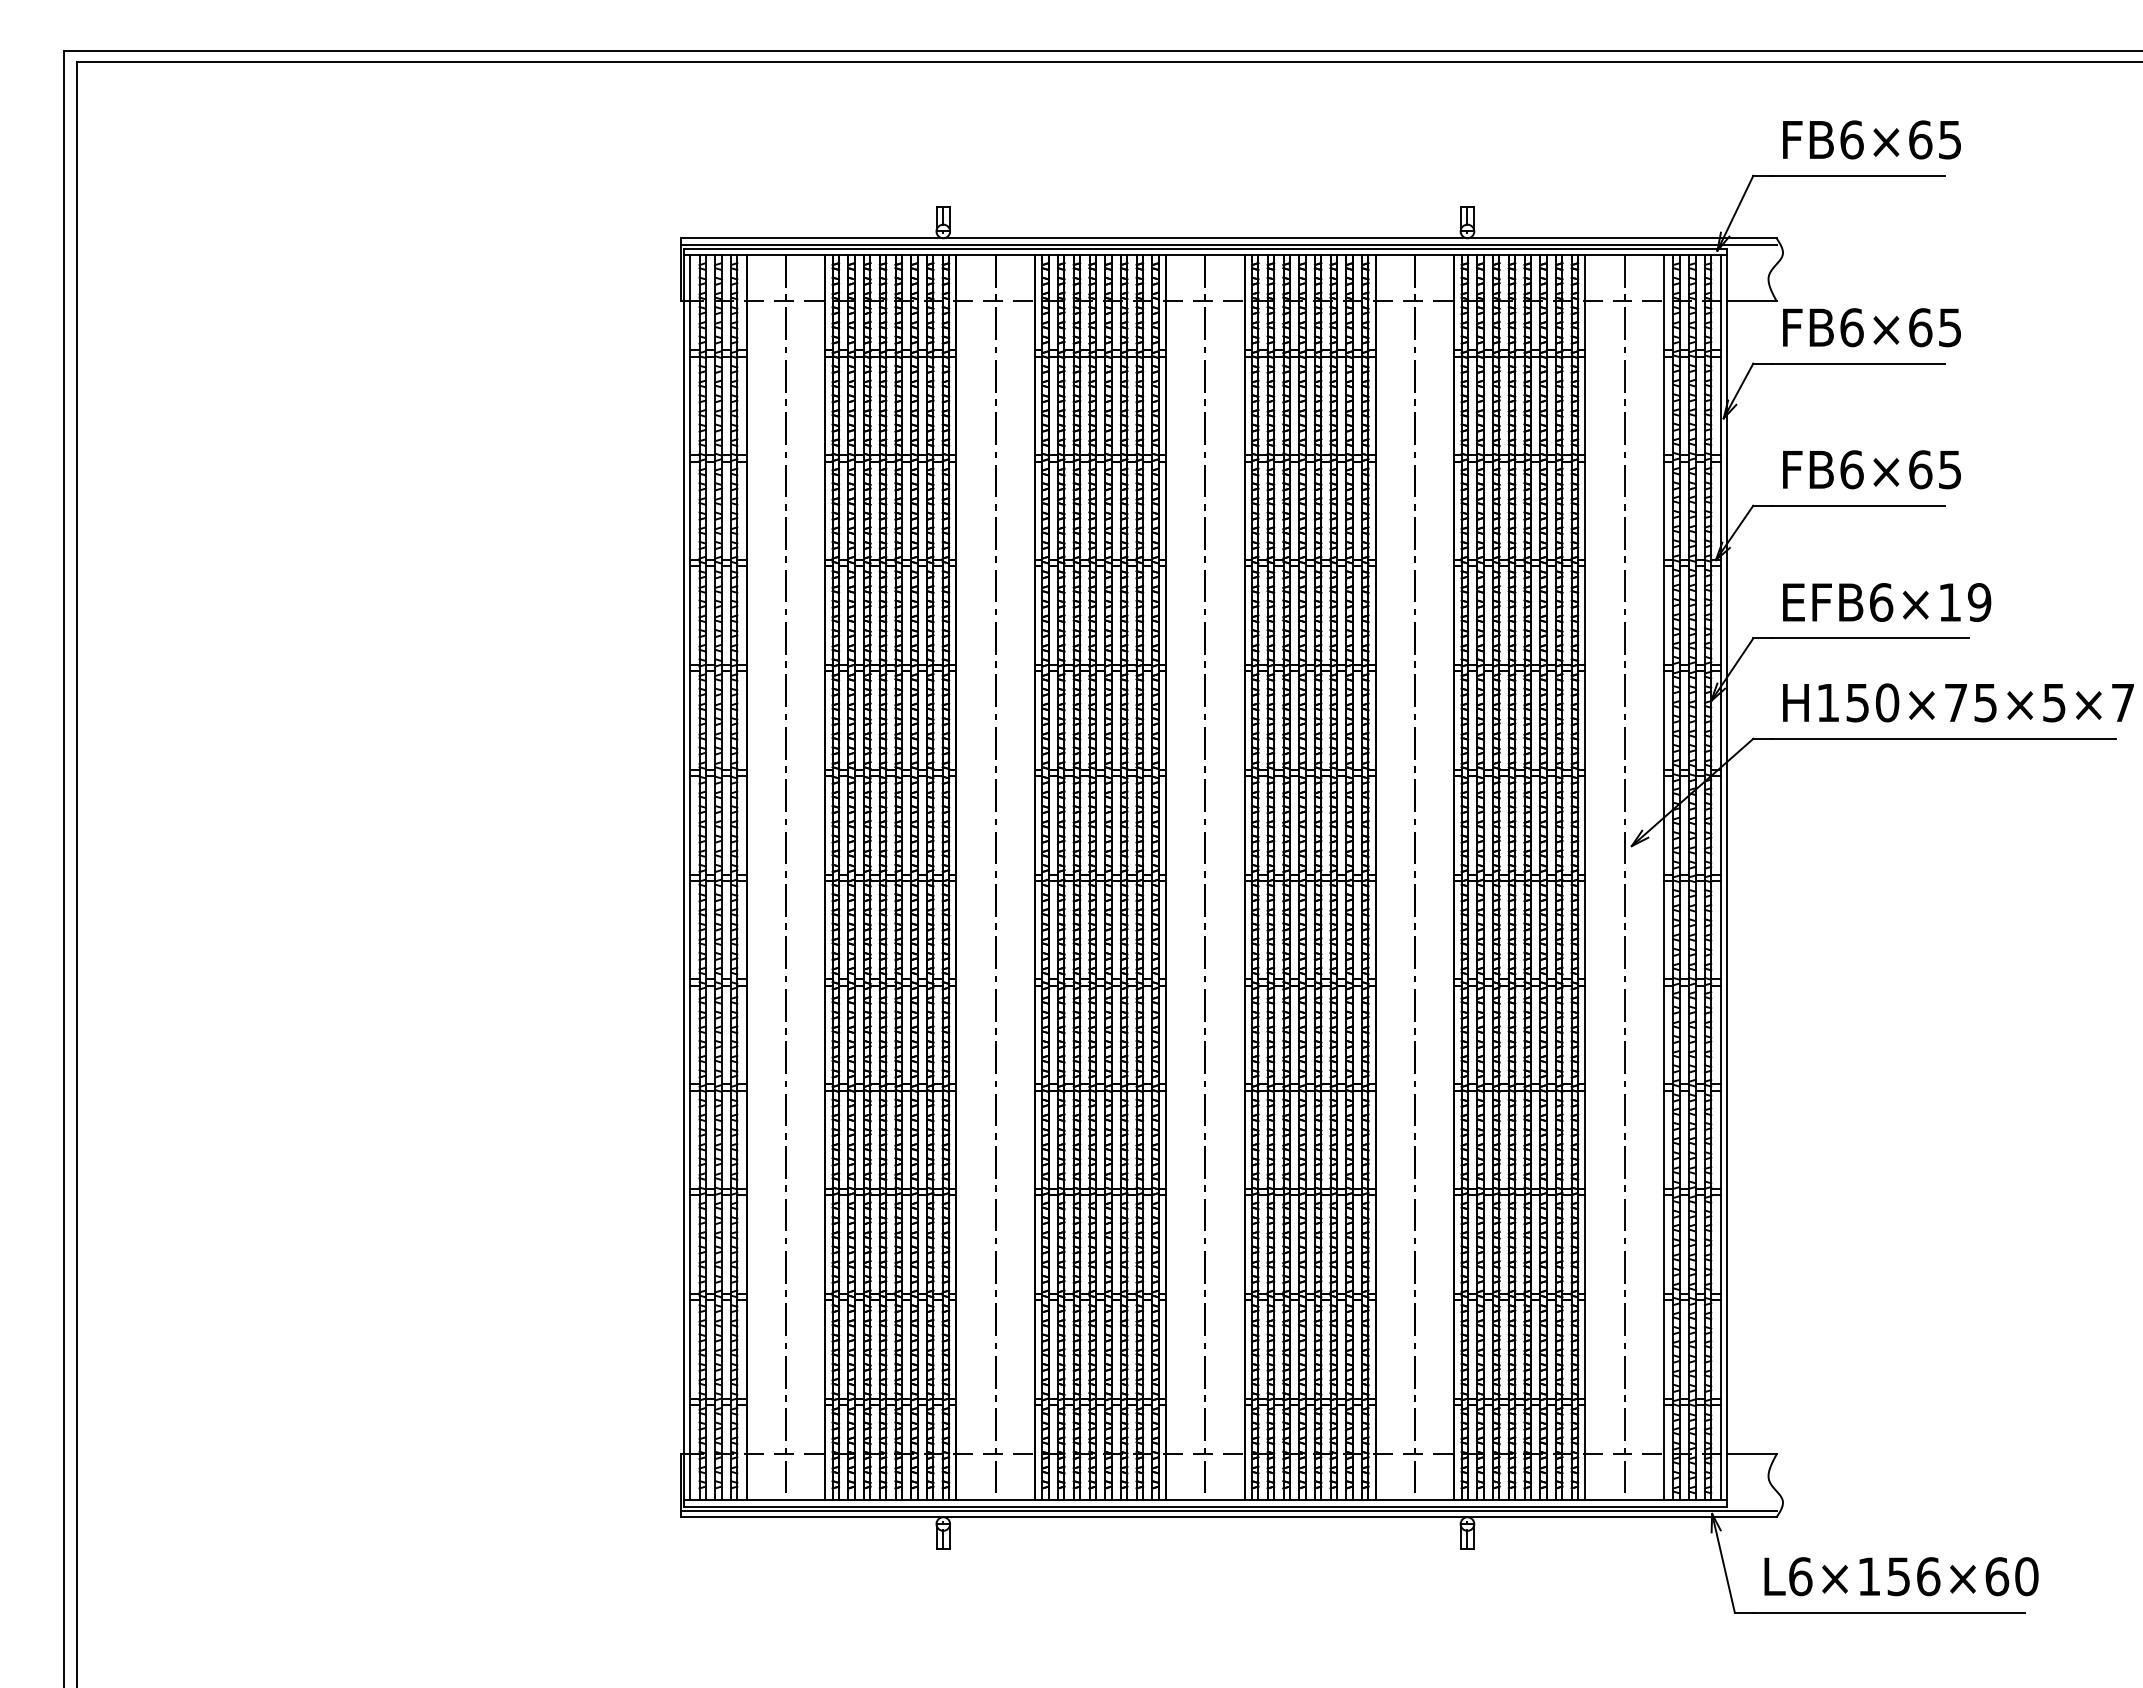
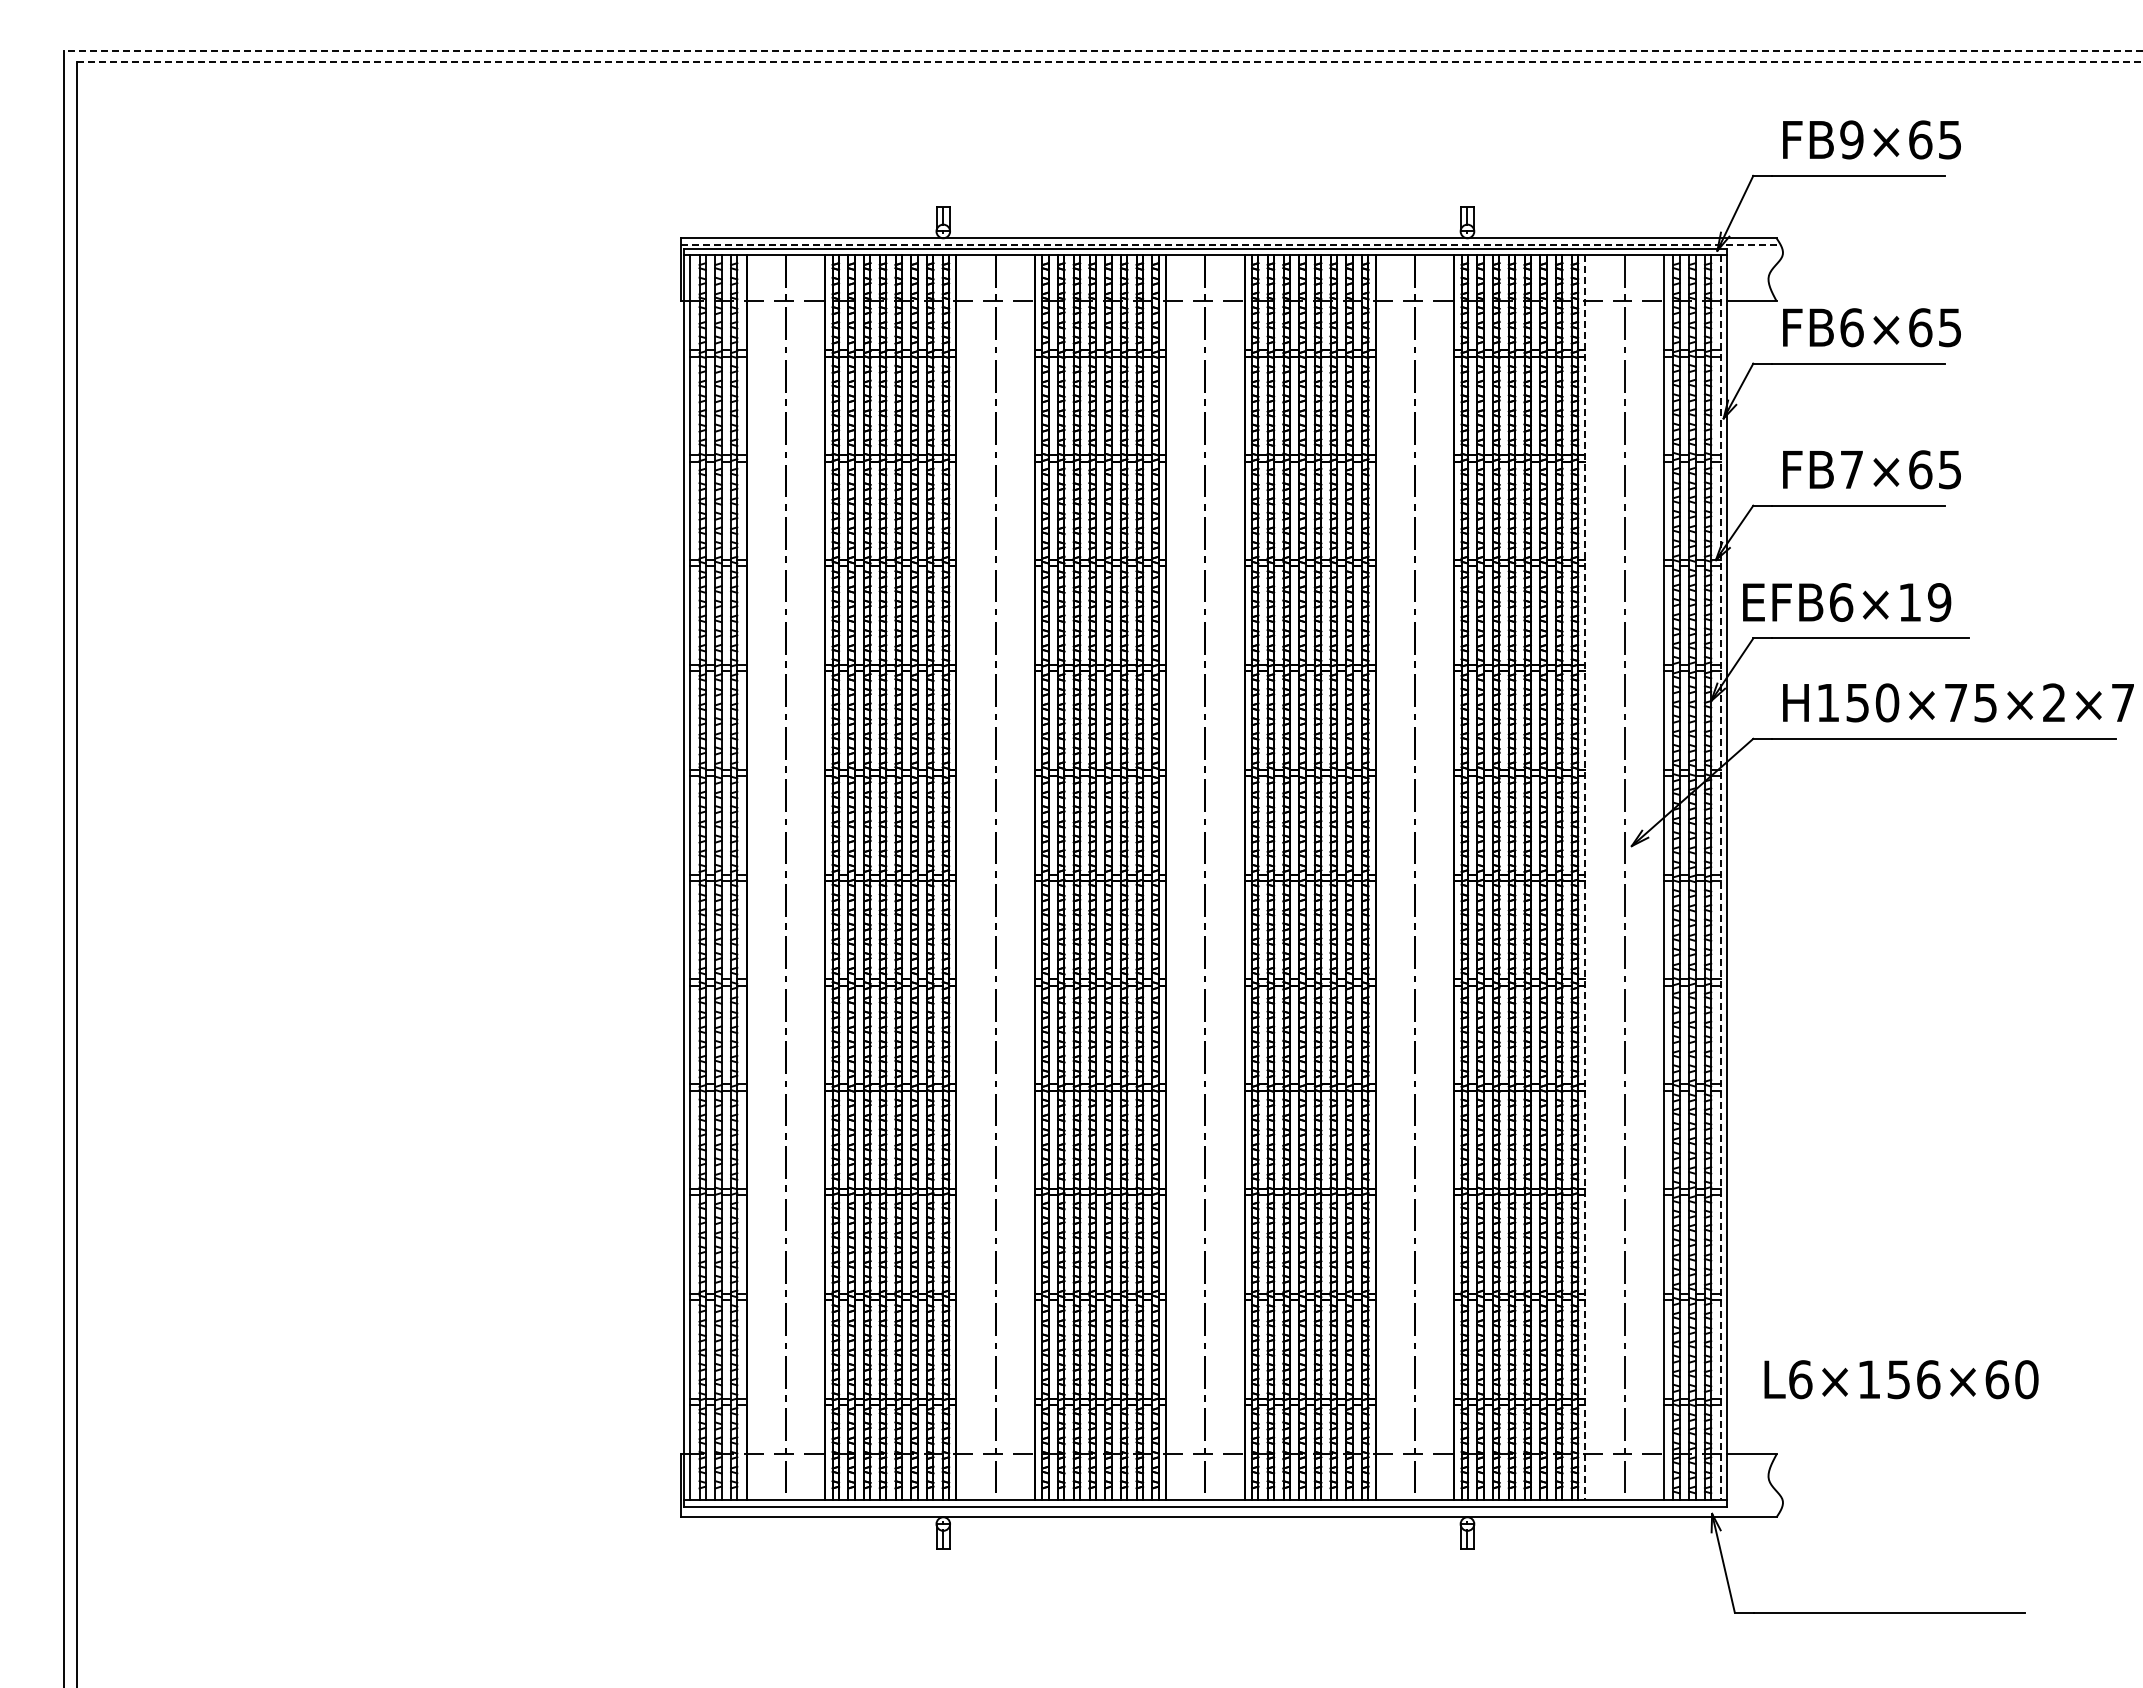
line: solid -> dashed (1103, 50)
line: solid -> dashed (1109, 62)
text: FB6×65 -> FB9×65 (1851, 139)
line: solid -> dashed (1228, 244)
text: FB6×65 -> FB7×65 (1851, 469)
text position: (1887, 602) -> (1847, 602) (1847, 602)
text: H150×75×5×7 -> H150×75×2×7 (2054, 702)
line: solid -> dashed (1585, 877)
line: solid -> dashed (1720, 877)
line: present -> none (1228, 1510)
text position: (1901, 1576) -> (1901, 1379) (1901, 1379)
